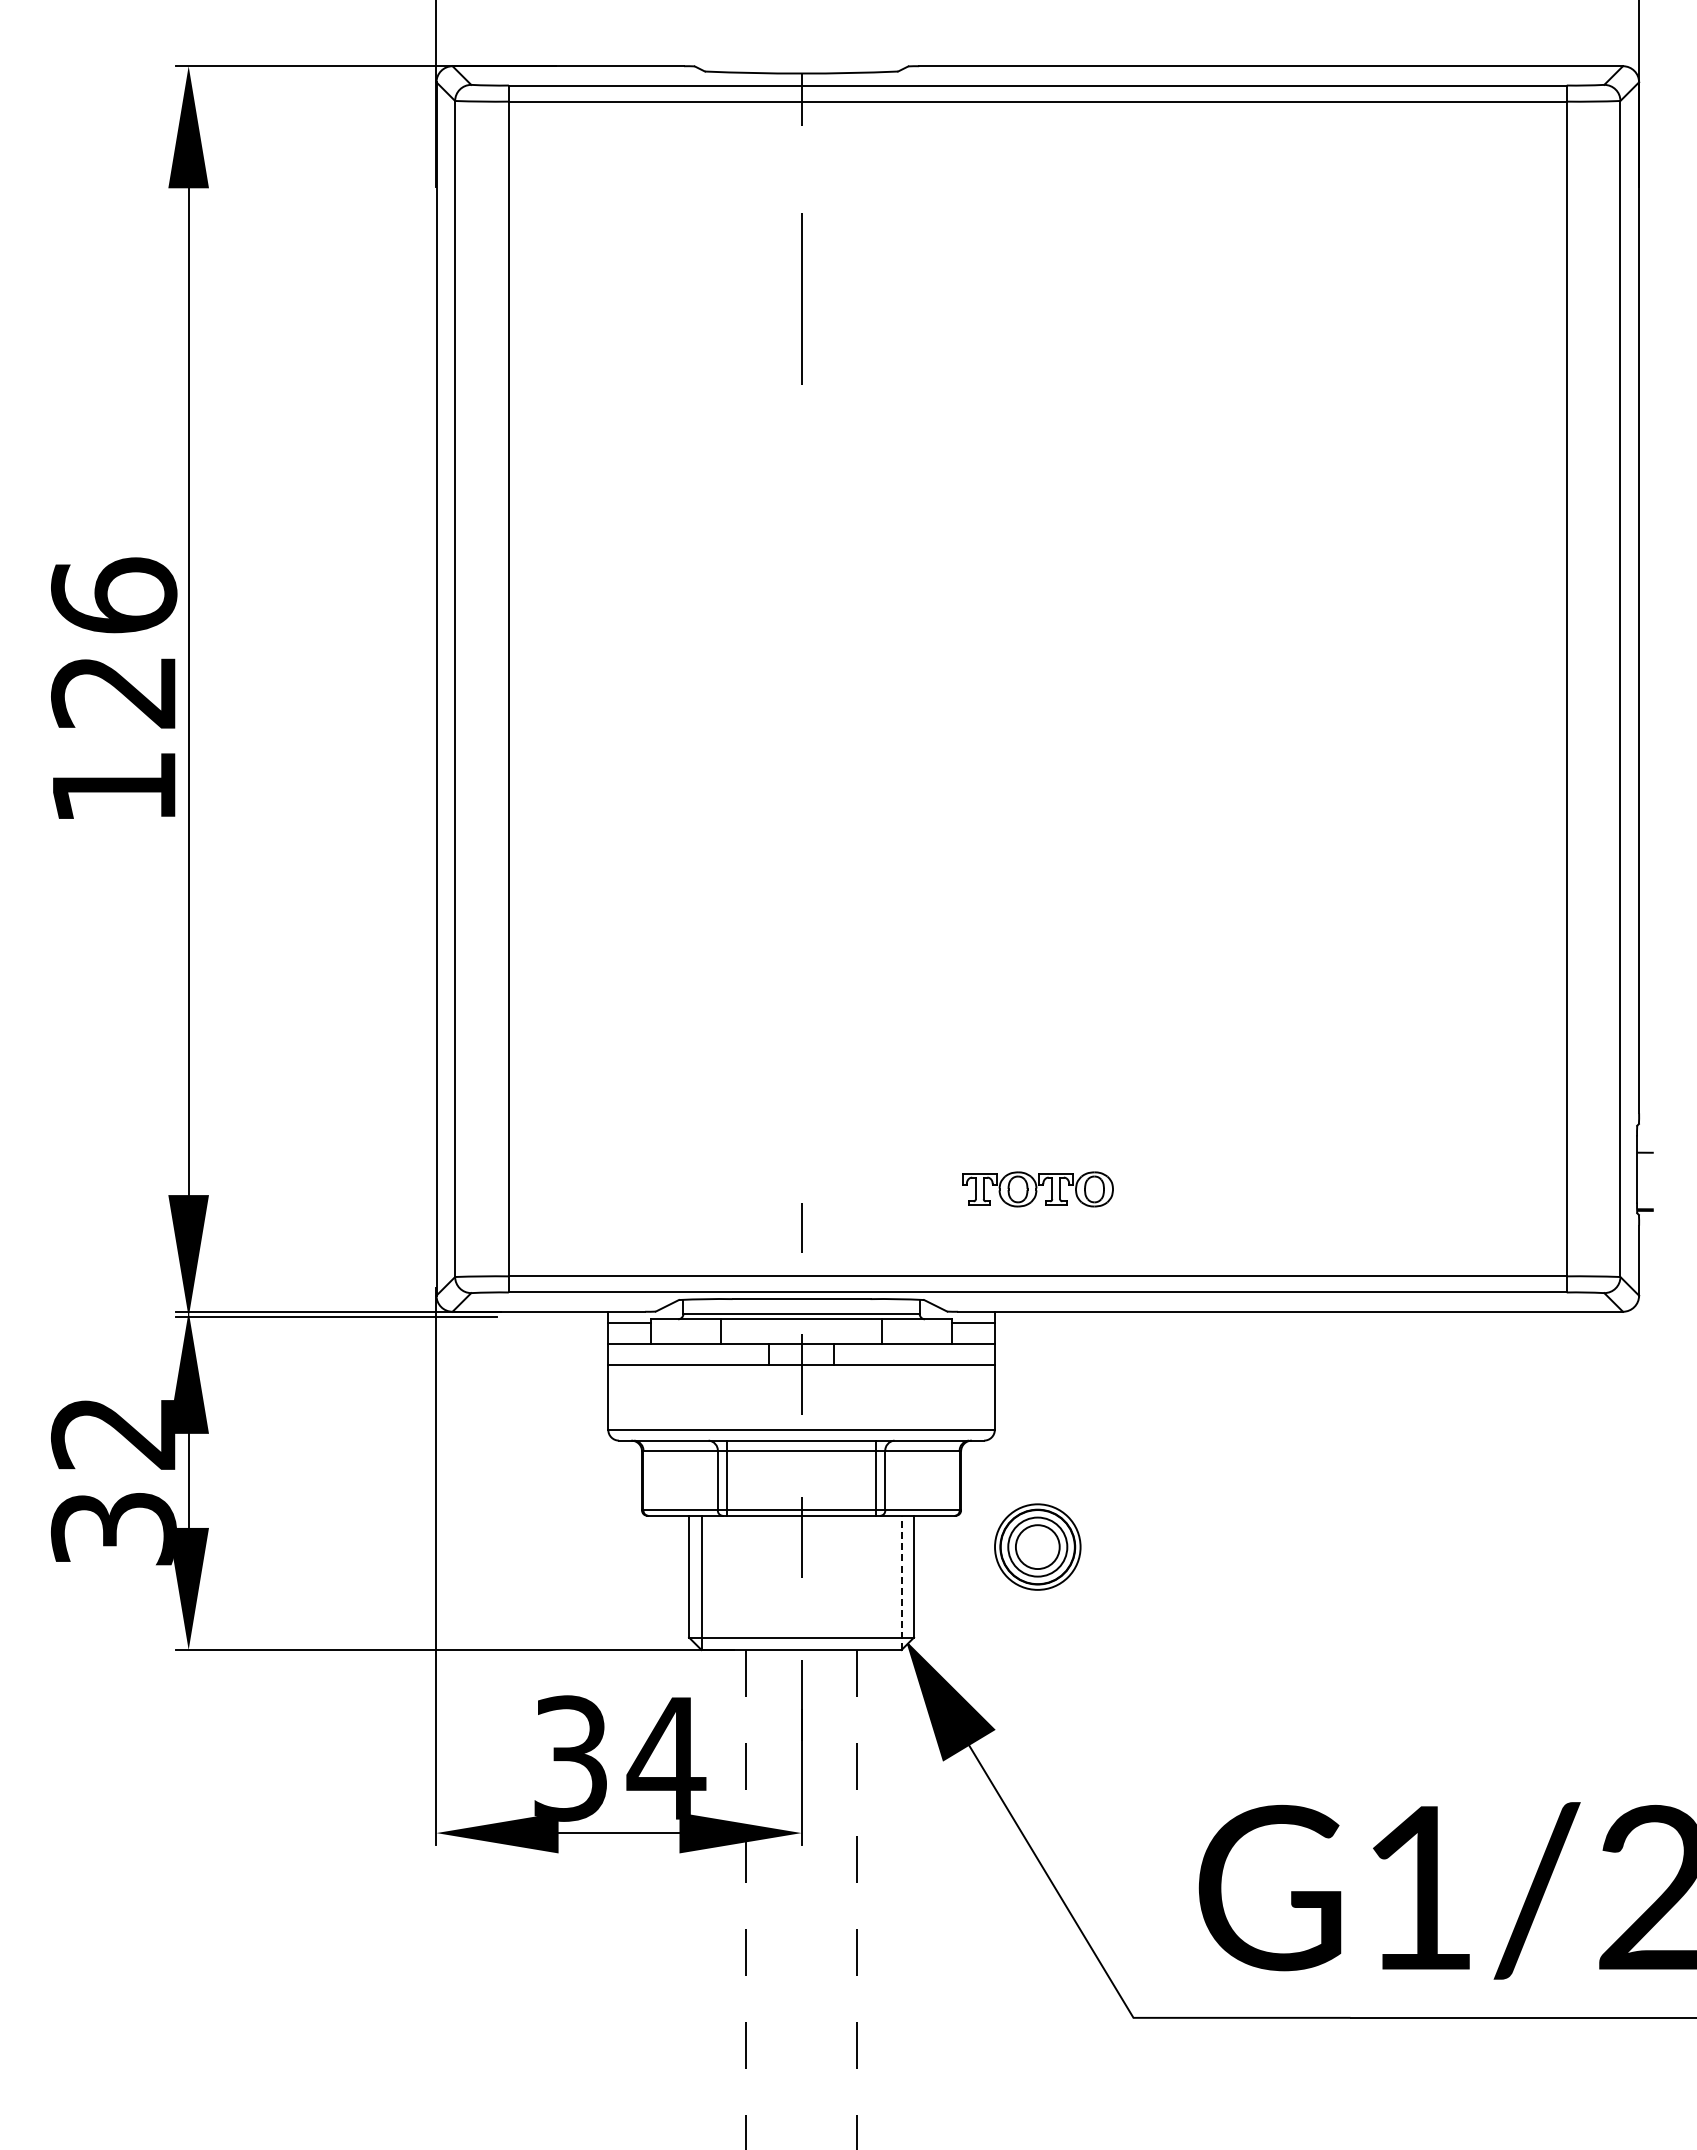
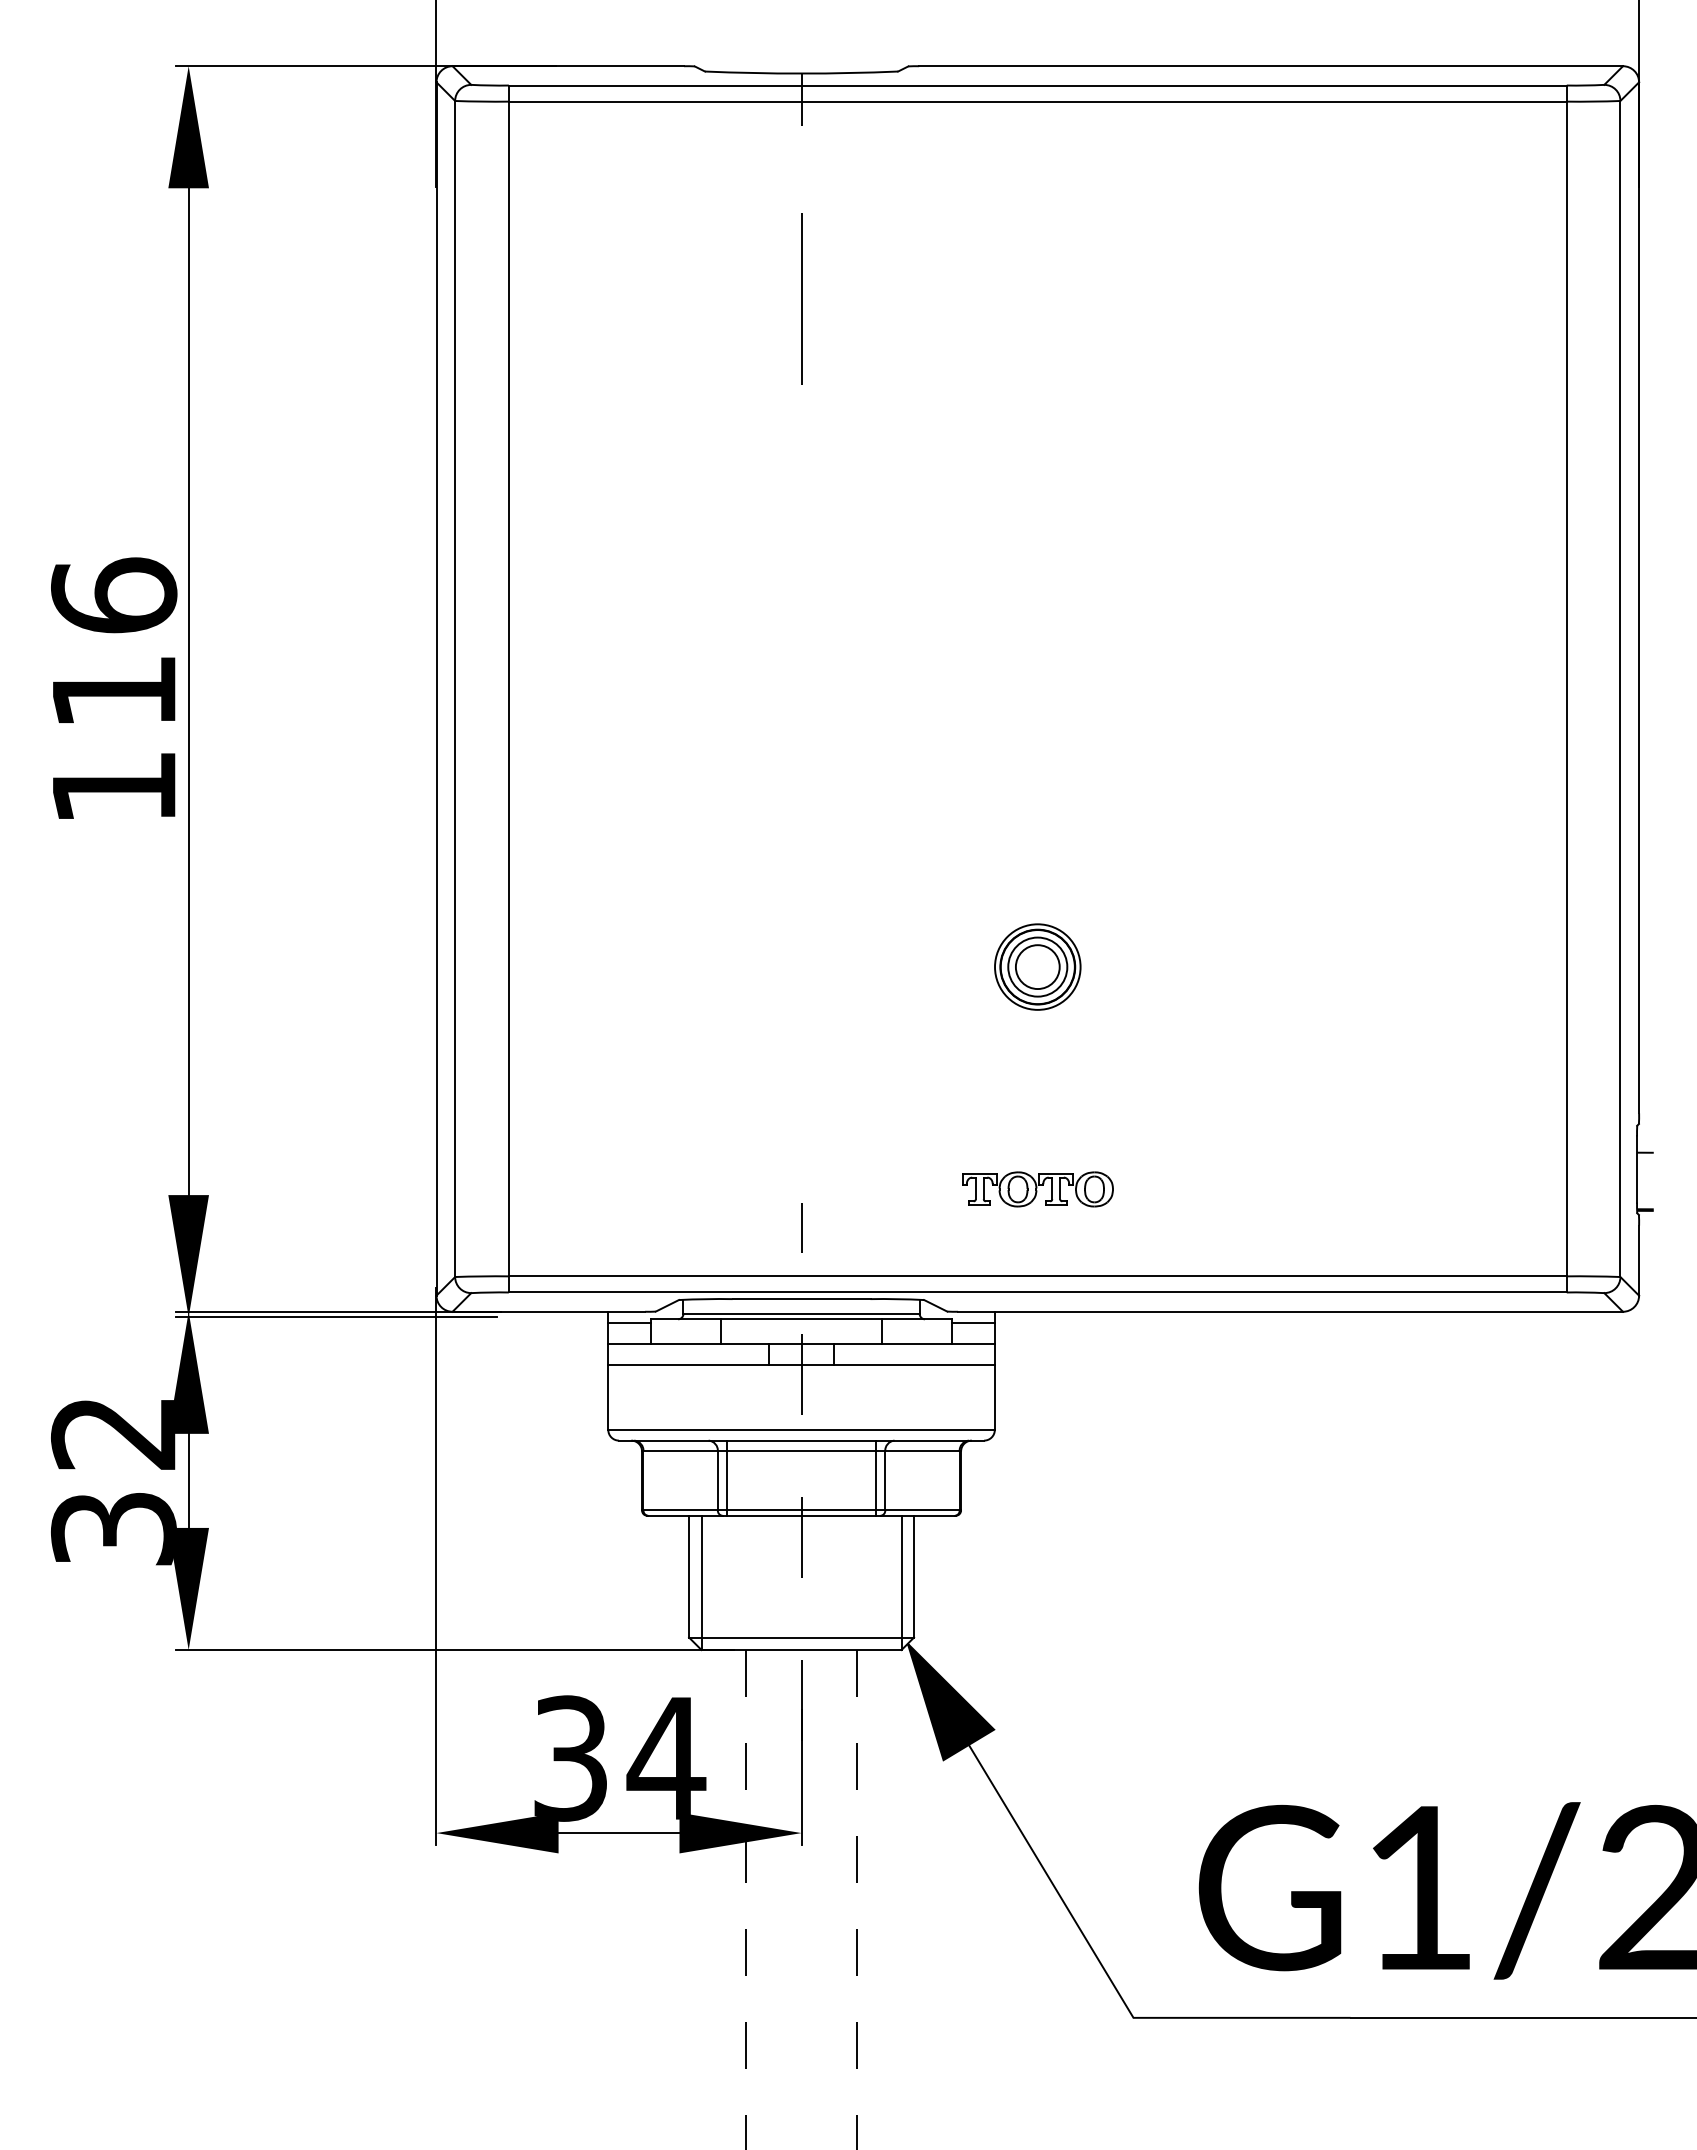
text: 126 -> 116 (113, 692)
part position: (1037, 1546) -> (1037, 966) (1037, 966)
line: dashed -> solid (901, 1582)
